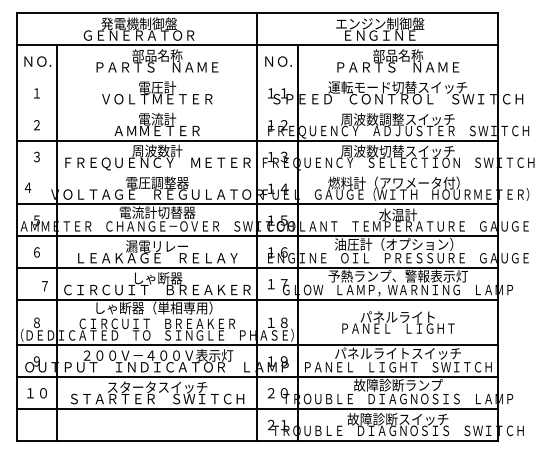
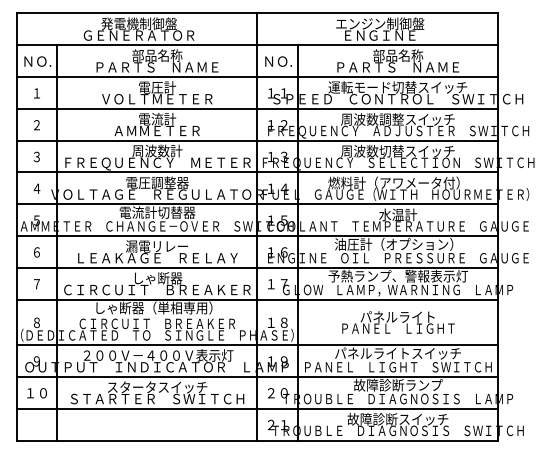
line: none -> present (257, 77)
line: none -> present (257, 108)
line: none -> present (257, 172)
text position: (27, 187) -> (36, 188) (36, 188)
text position: (44, 286) -> (36, 284) (36, 284)
